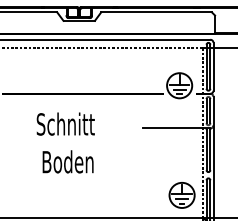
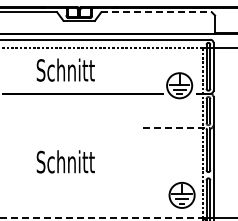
line: solid -> dashed (157, 12)
text position: (65, 123) -> (65, 69) (65, 69)
line: solid -> dashed (176, 128)
text: Boden -> Schnitt (65, 161)
line: solid -> dashed (102, 218)
